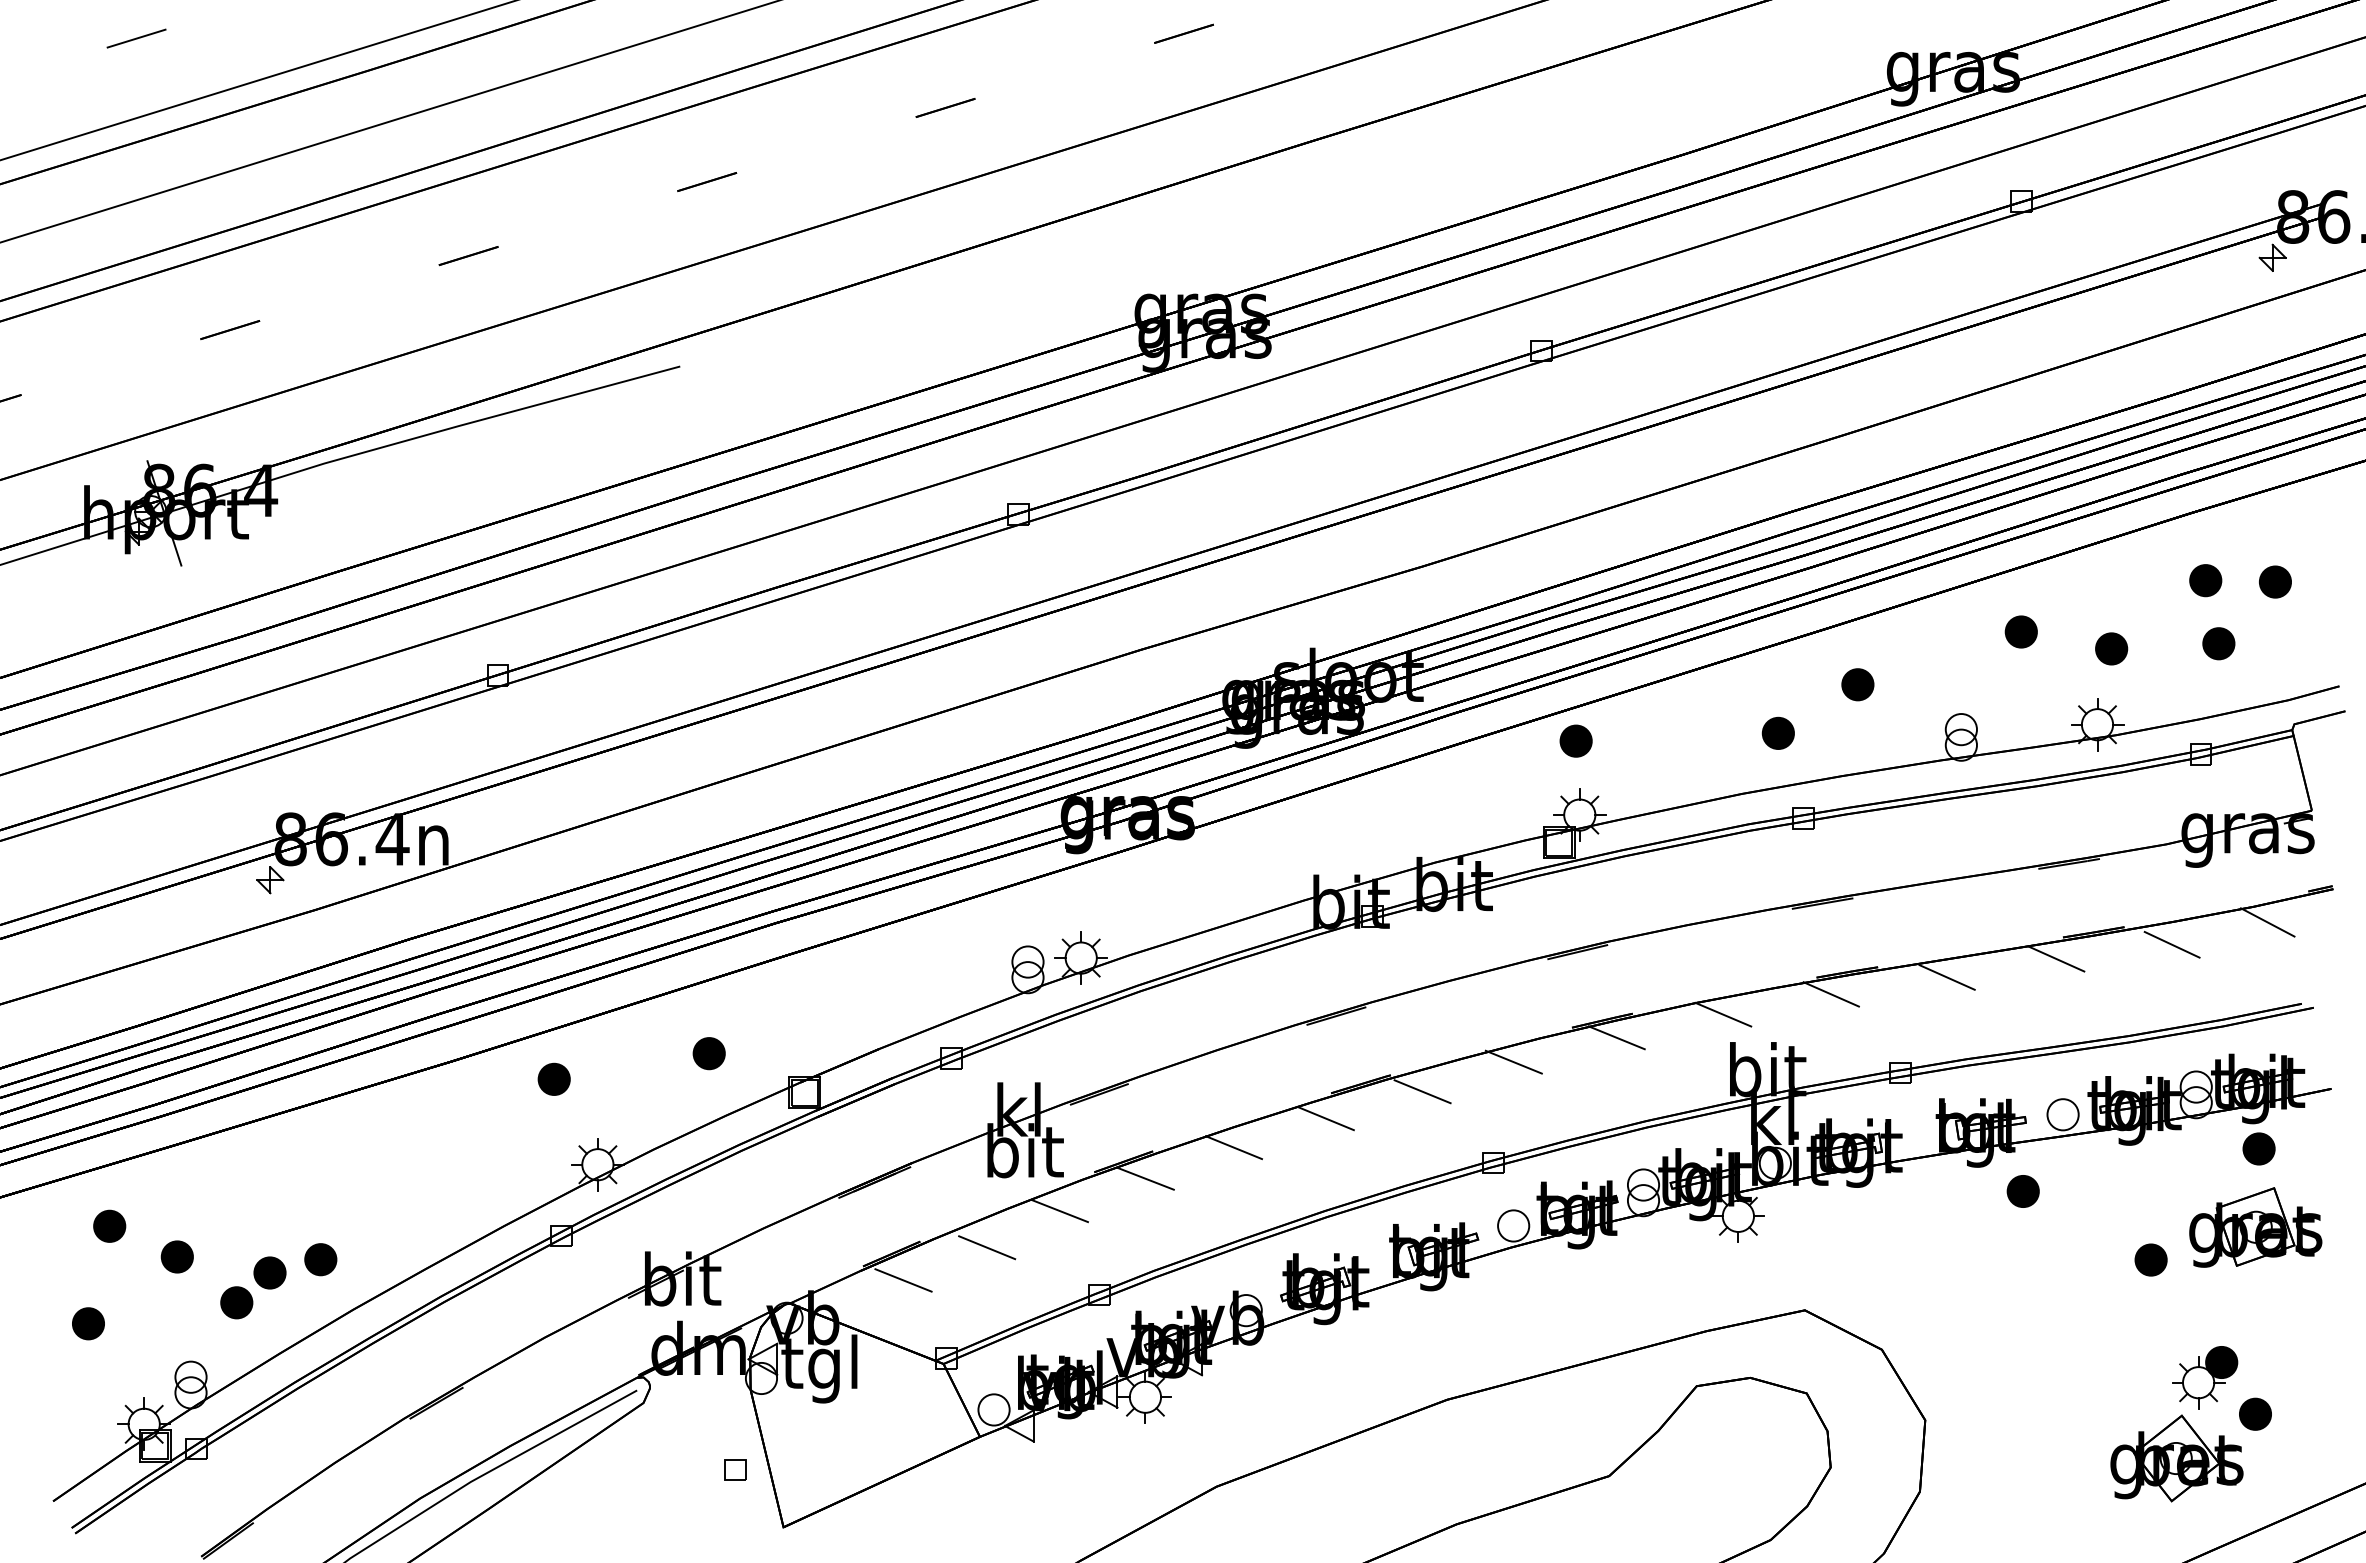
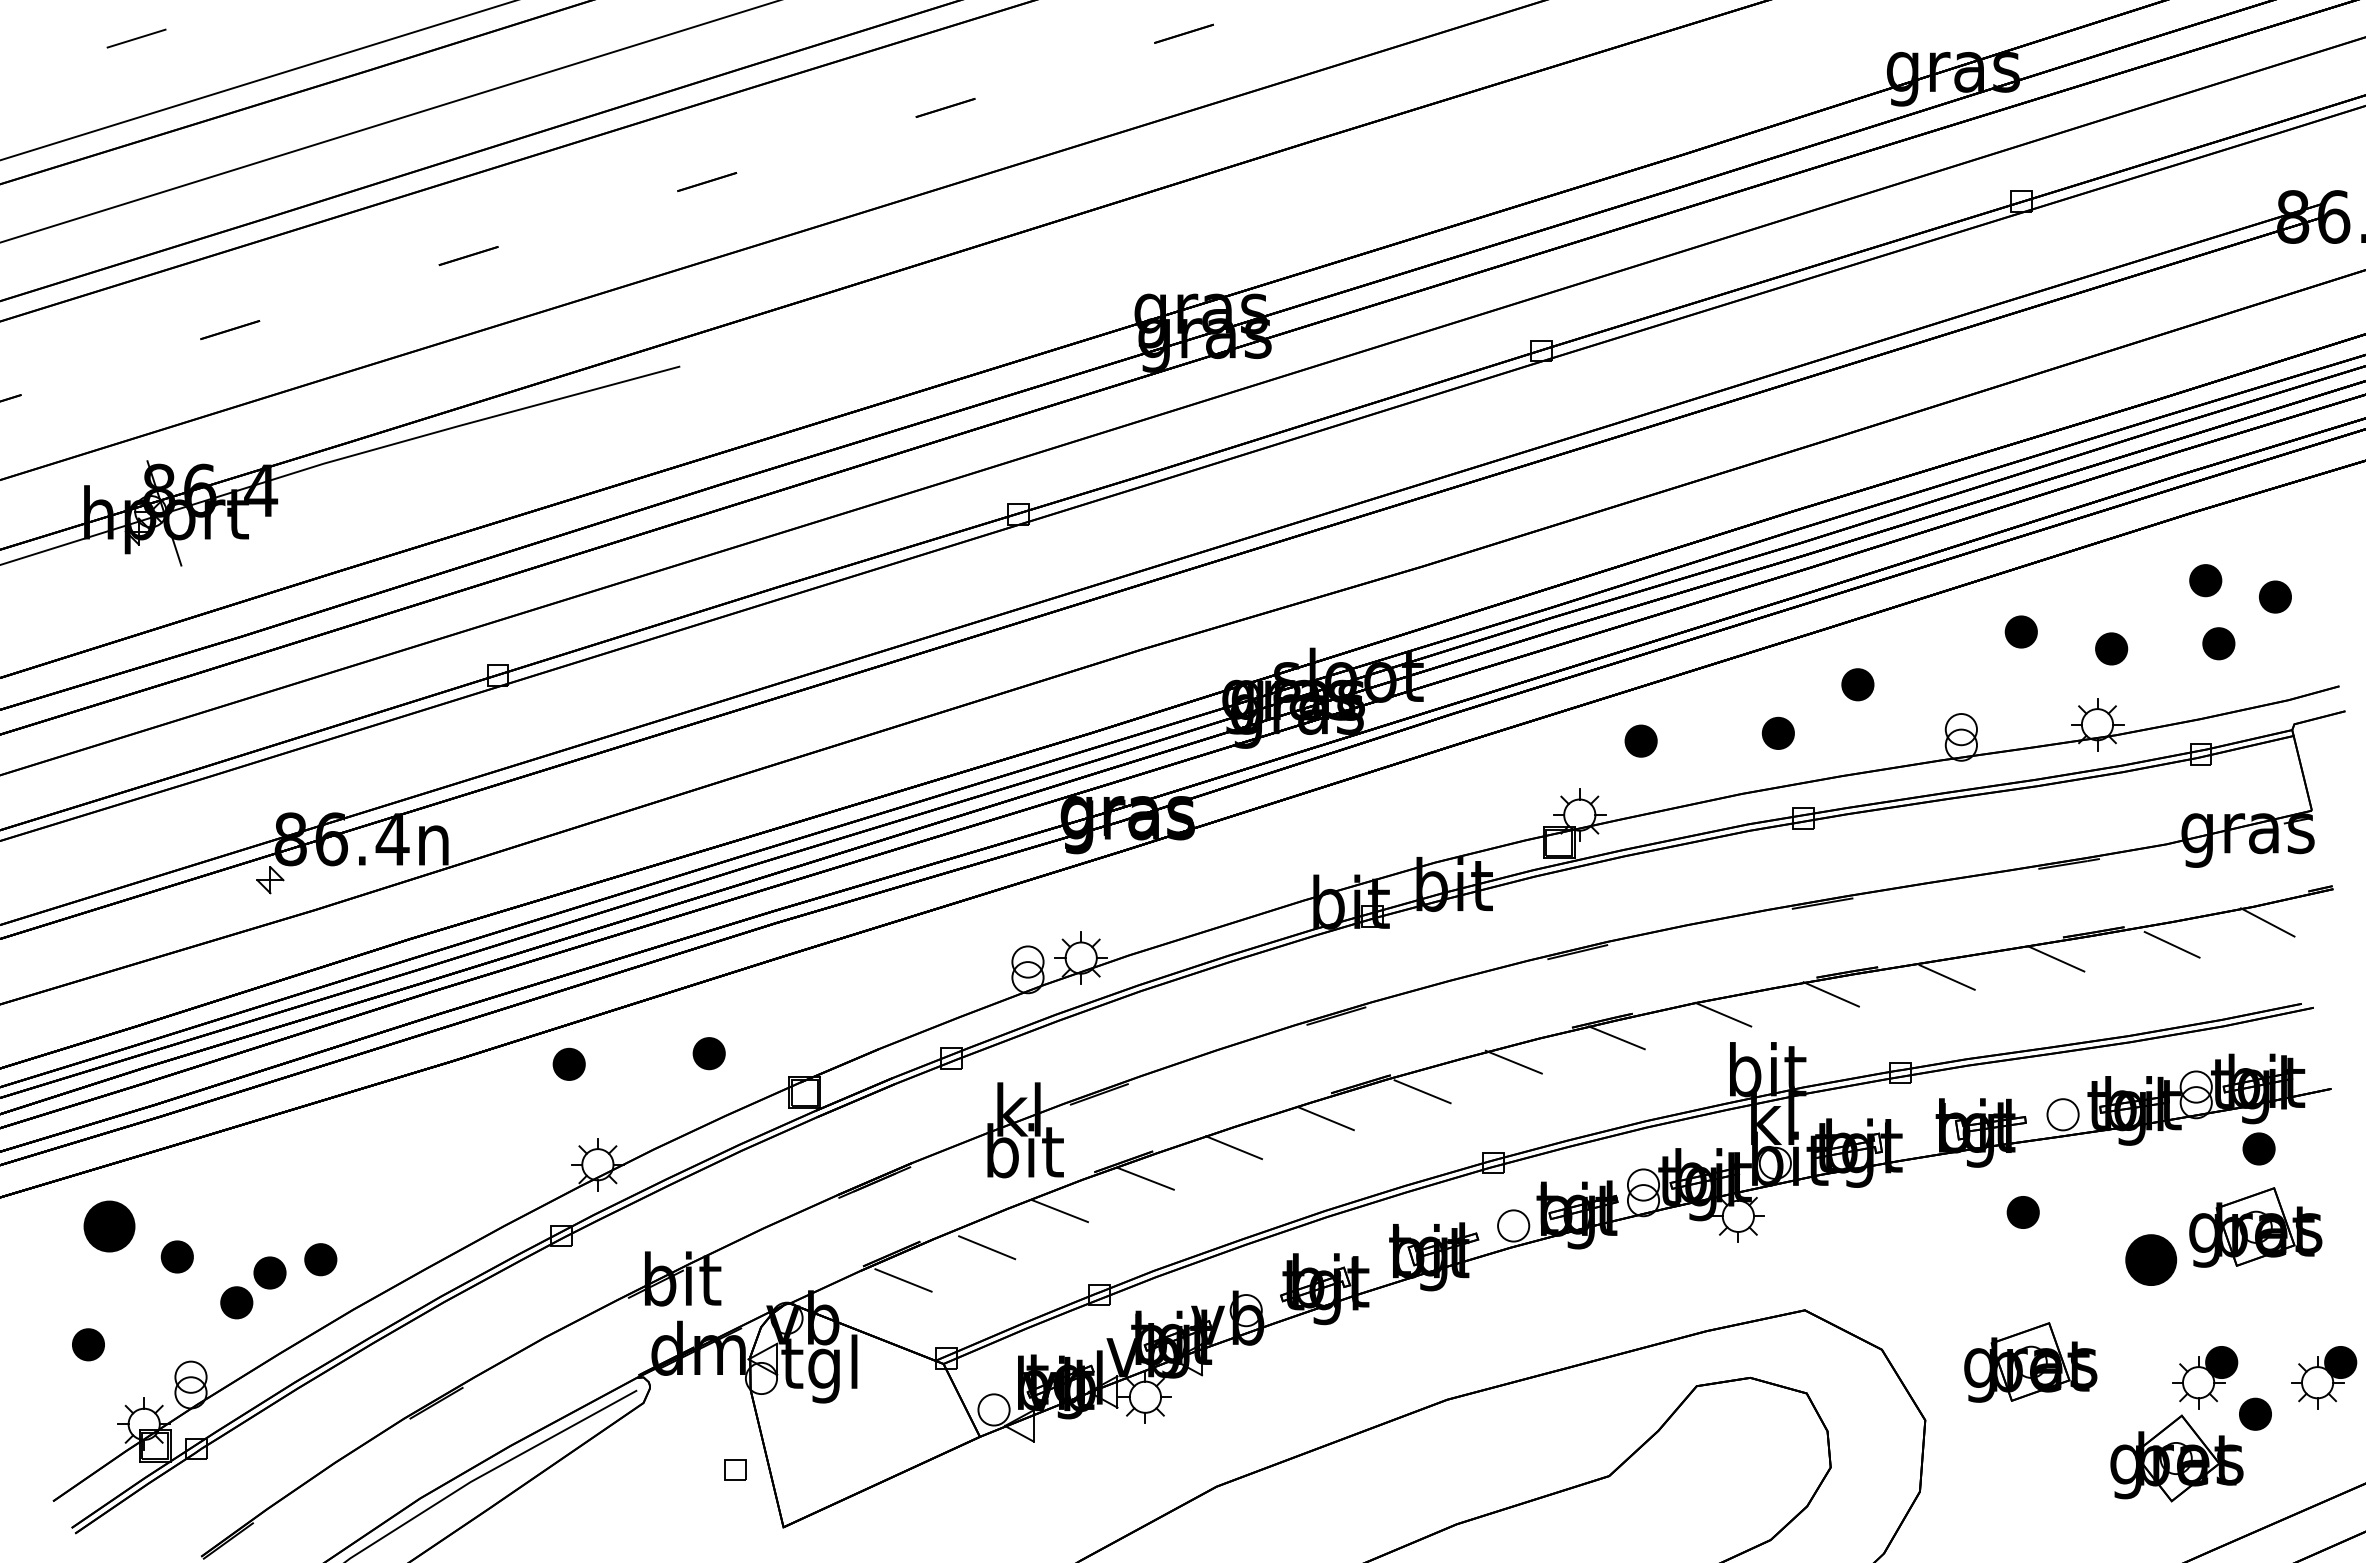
part: present -> none (2272, 257)
part position: (2275, 581) -> (2275, 596) (2275, 596)
part position: (1575, 740) -> (1640, 740) (1640, 740)
part position: (553, 1078) -> (568, 1063) (568, 1063)
part position: (2022, 1191) -> (2022, 1212) (2022, 1212)
part size: 34x34 px -> 53x53 px (109, 1226)
part size: 34x34 px -> 53x52 px (2151, 1259)
part position: (88, 1323) -> (88, 1344) (88, 1344)
part: none -> present (2030, 1362)
part: none -> present (2324, 1377)
